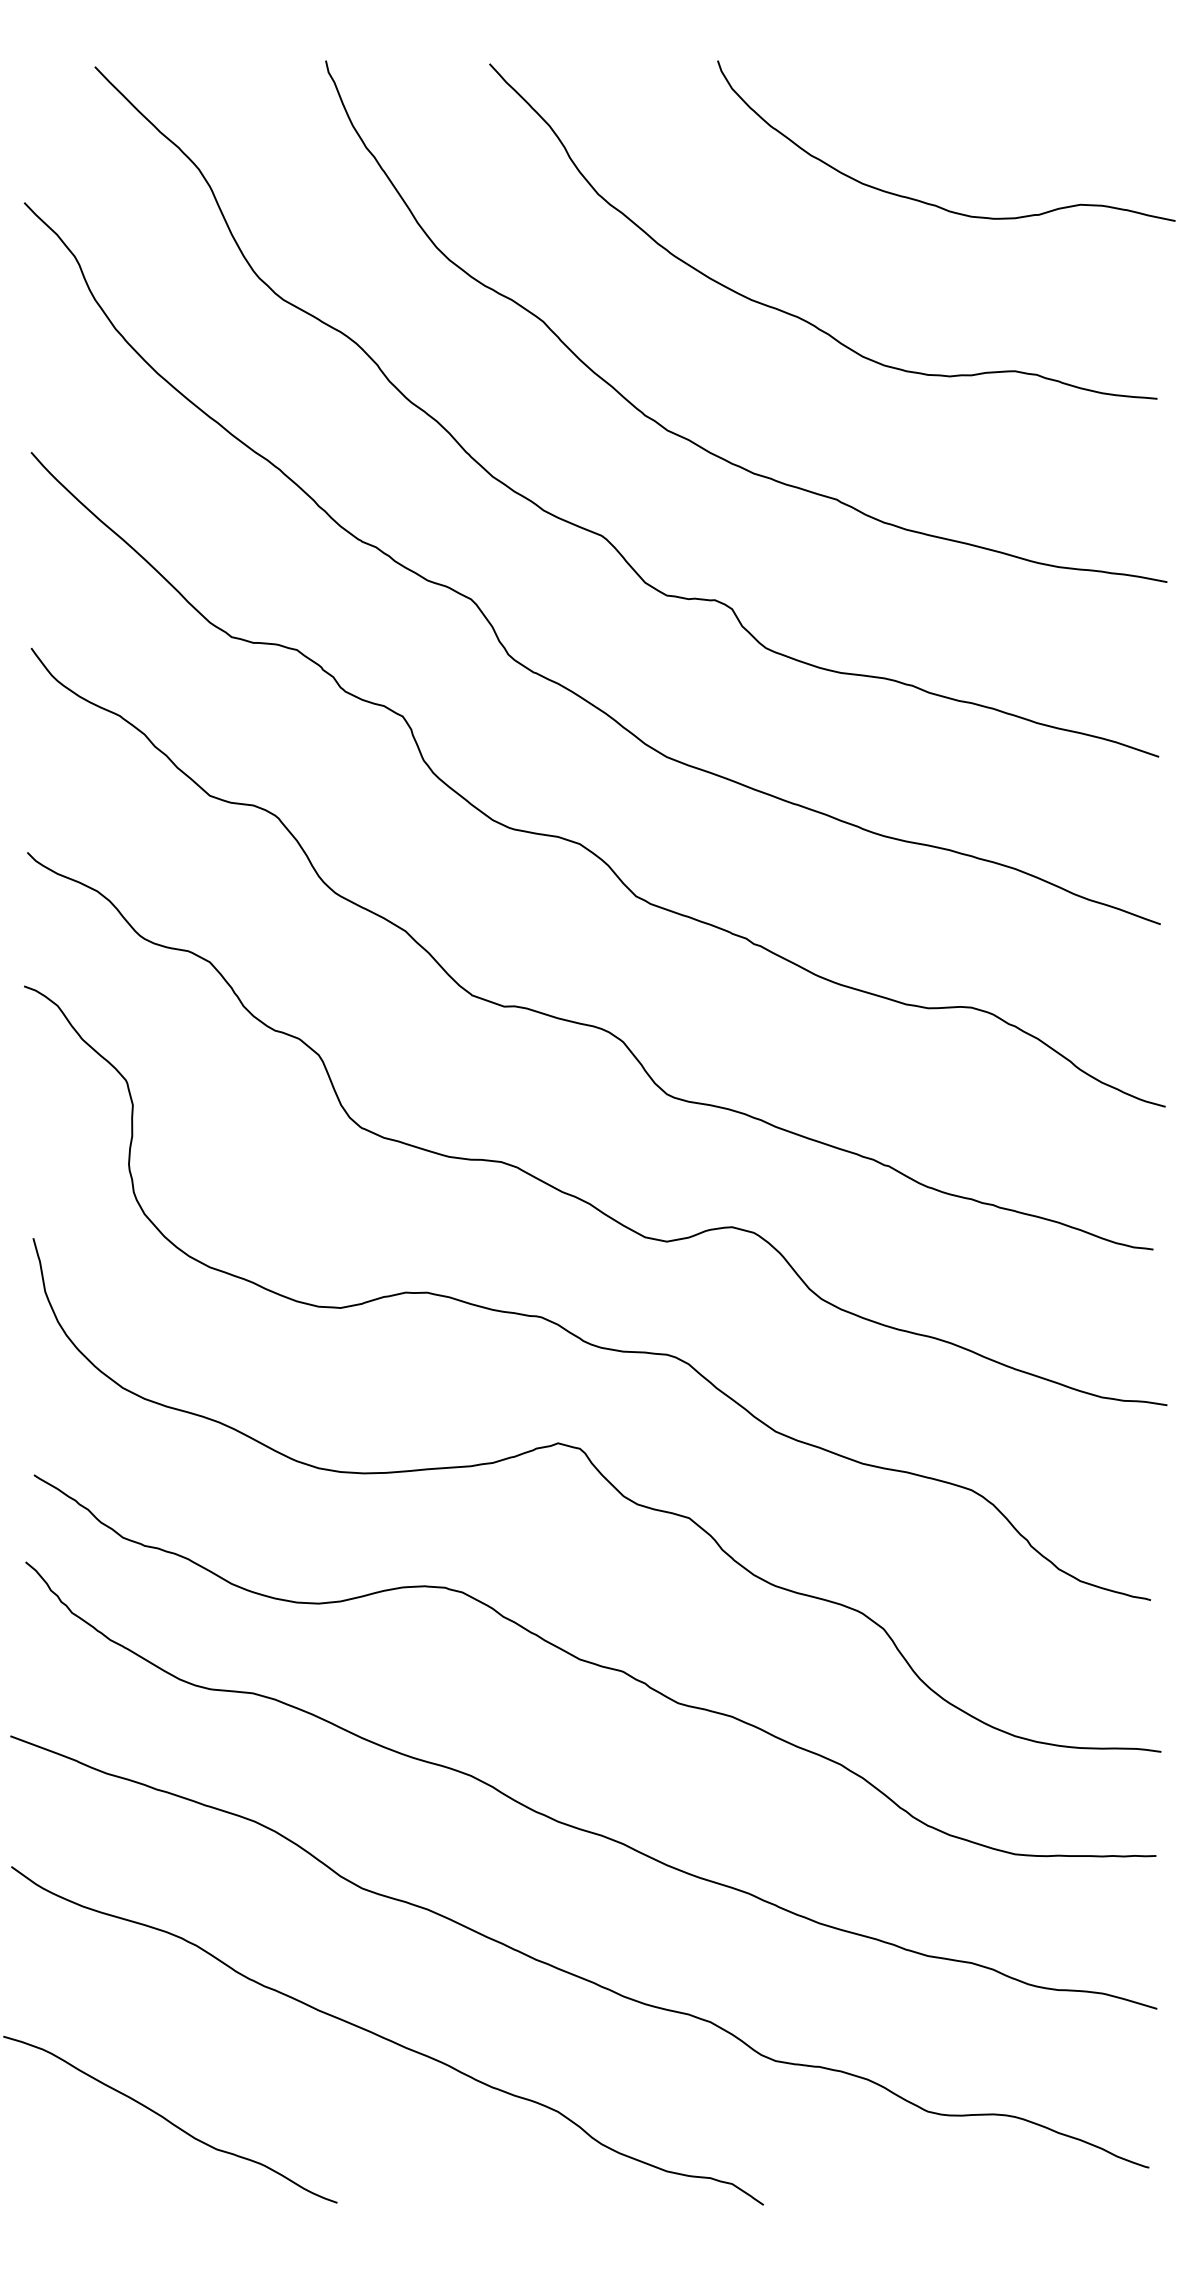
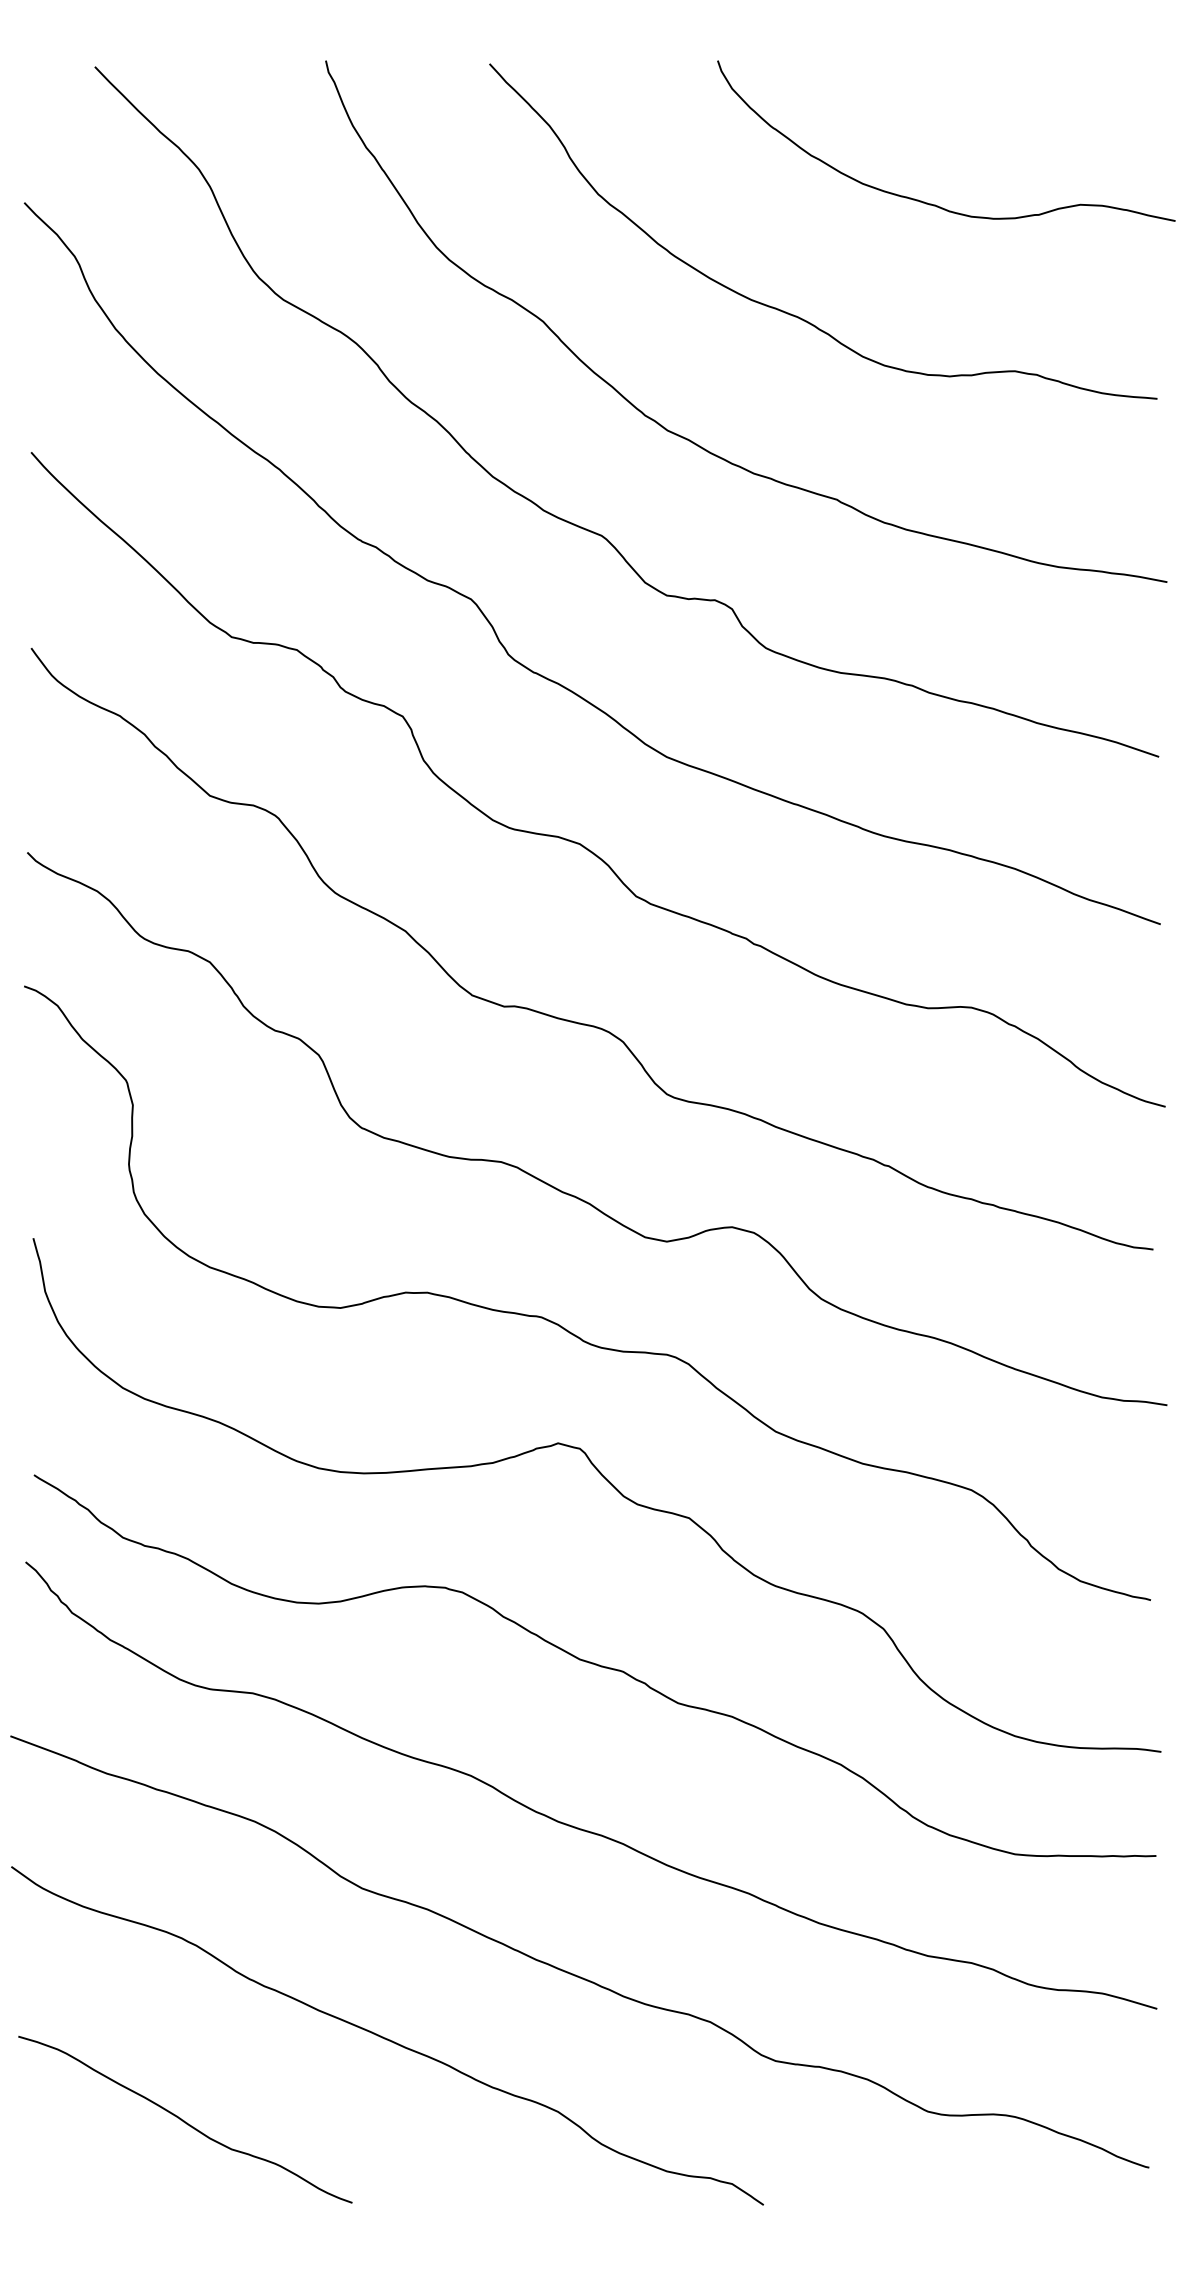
curve position: (169, 2120) -> (184, 2120) (184, 2120)
